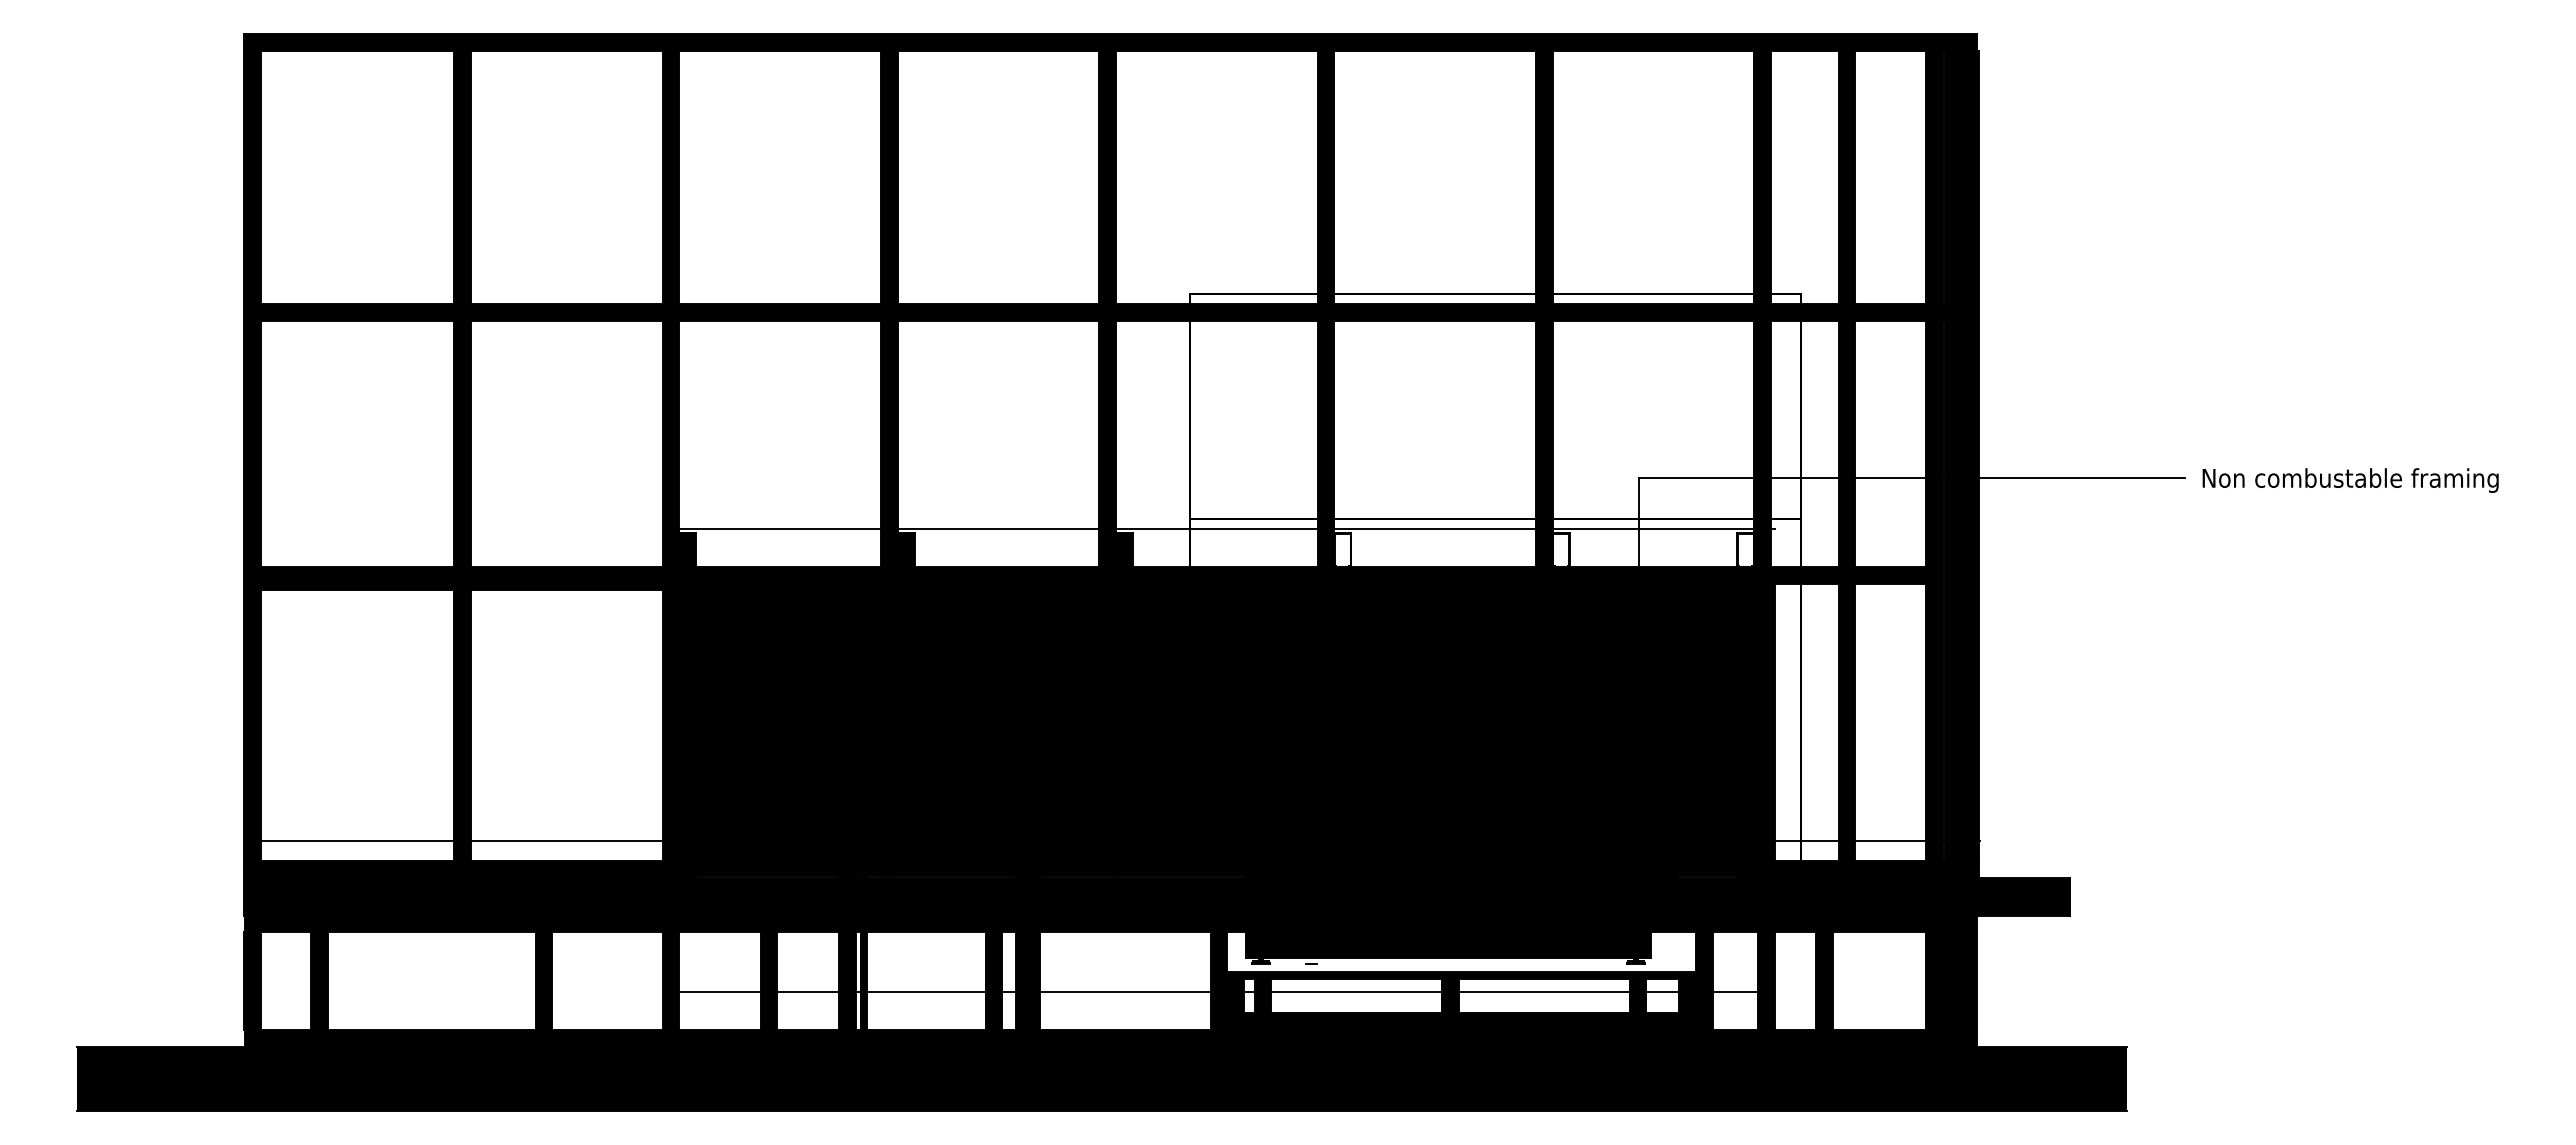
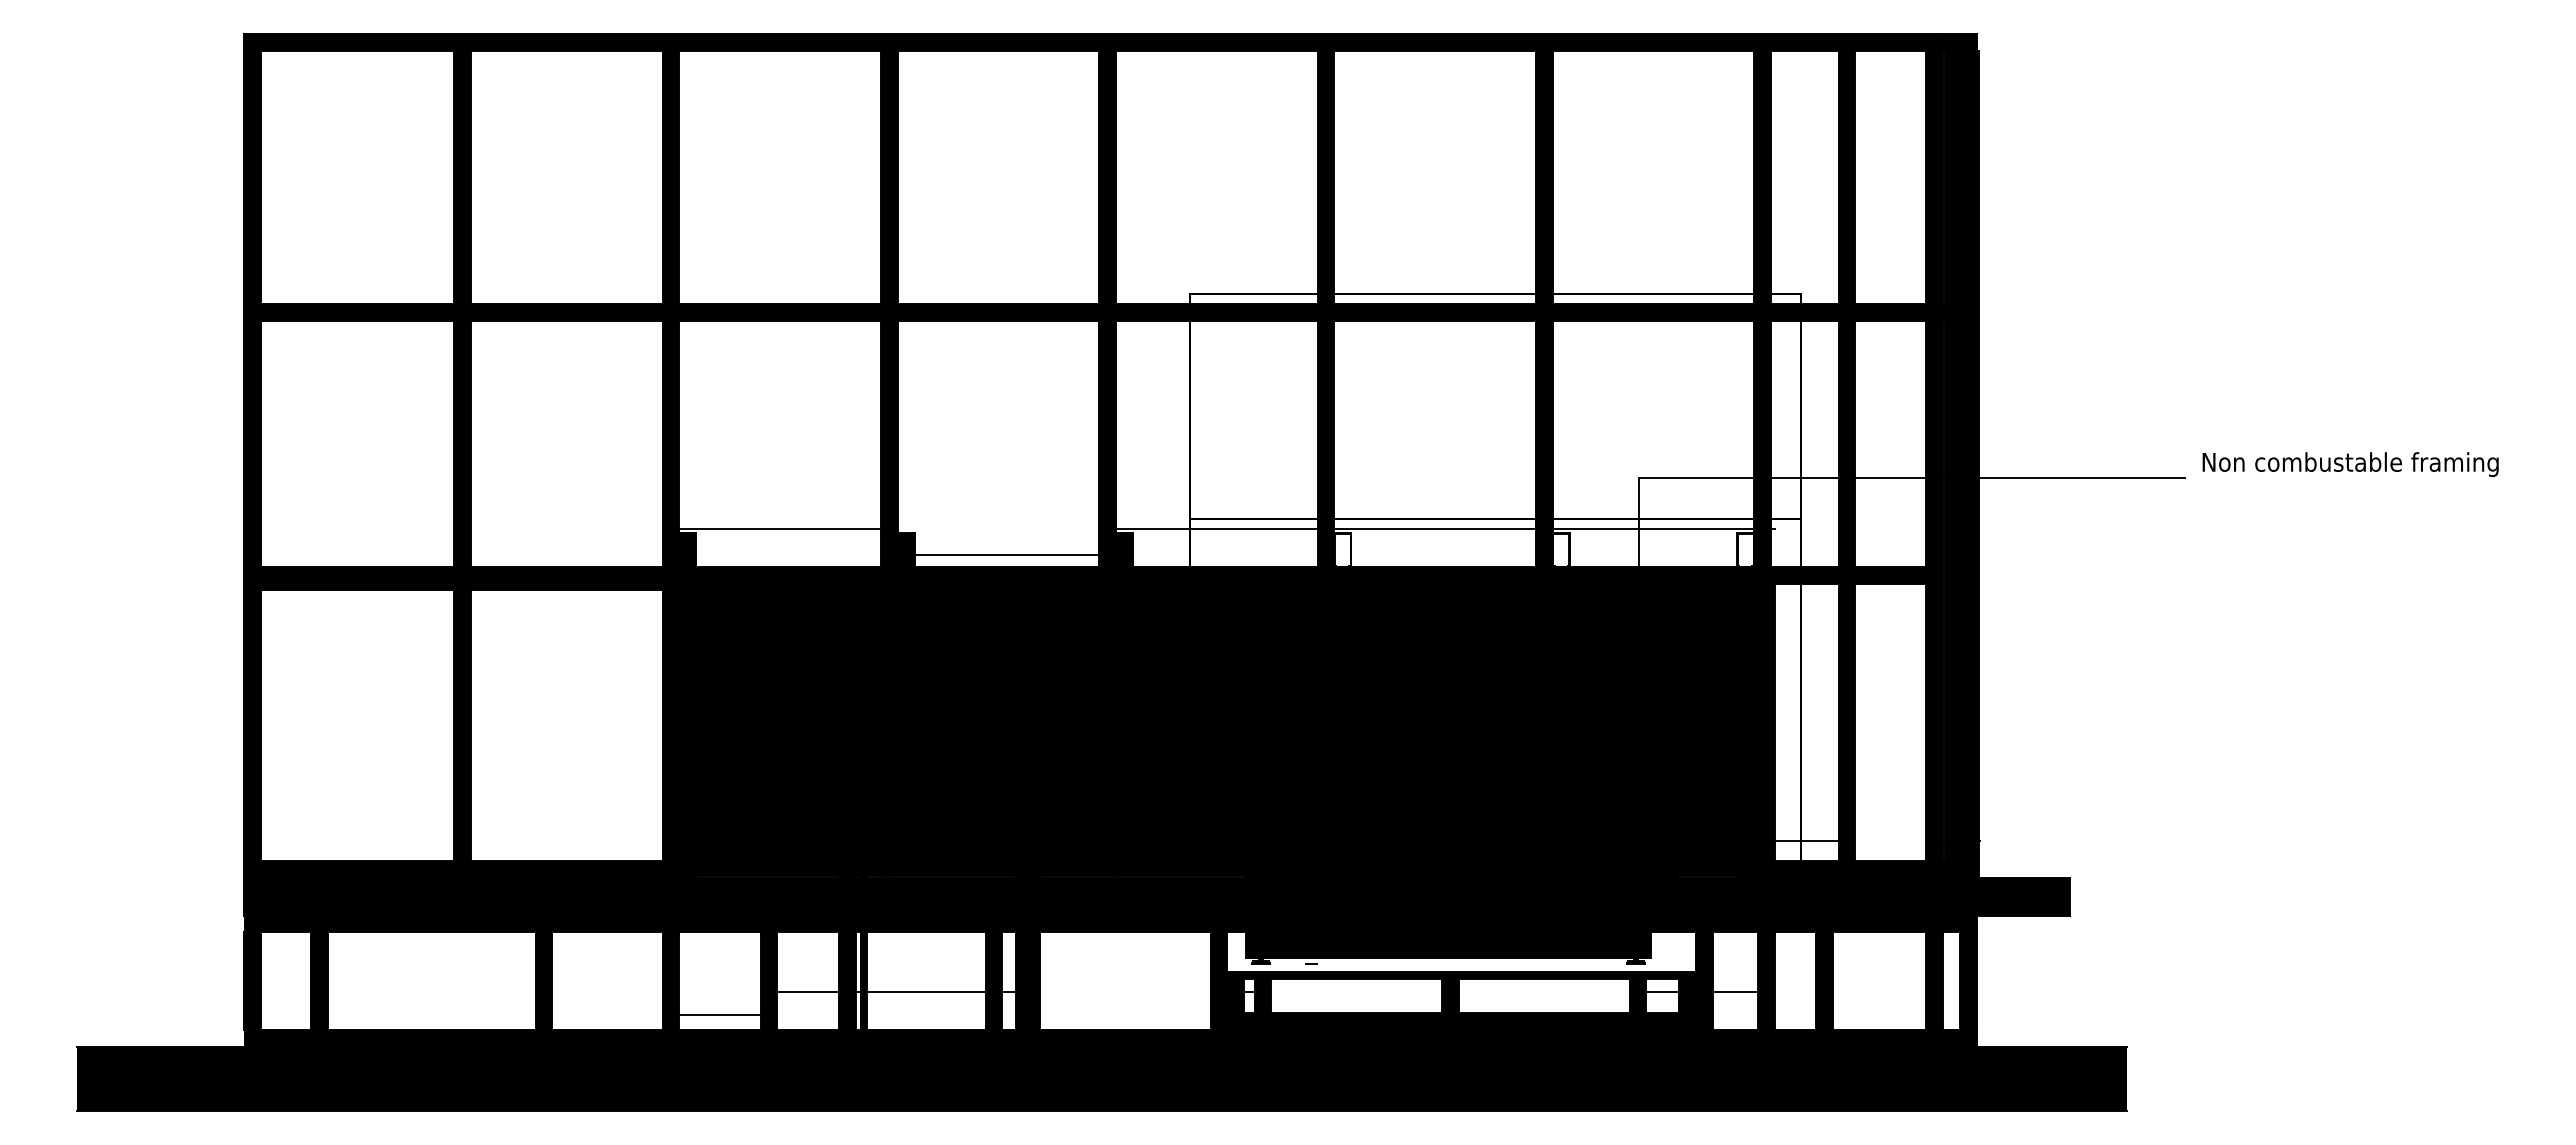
text position: (2350, 480) -> (2350, 464) (2350, 464)
line position: (998, 529) -> (998, 555) (998, 555)
line: present -> none (357, 840)
line: present -> none (566, 840)
line: present -> none (1890, 840)
fill: present -> none (1950, 980)
line position: (719, 992) -> (719, 1015) (719, 1015)
line: present -> none (1121, 992)
line: present -> none (1356, 992)
line: present -> none (1543, 992)
